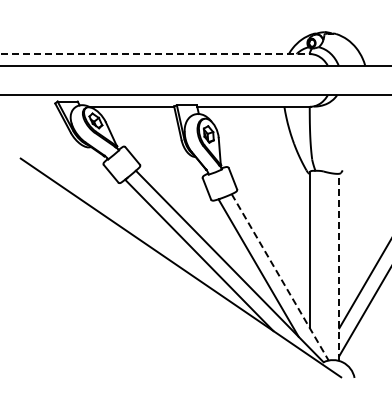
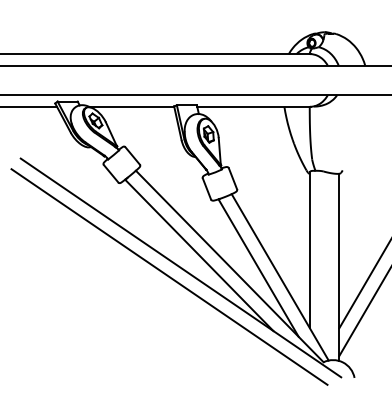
line: dashed -> solid (156, 54)
line: none -> present (29, 106)
line: dashed -> solid (339, 267)
line: none -> present (169, 276)
line: dashed -> solid (280, 277)
